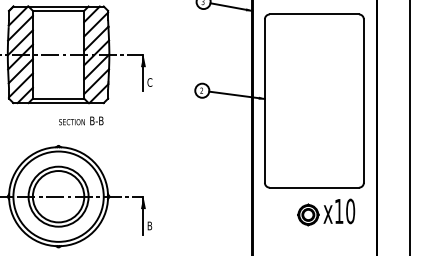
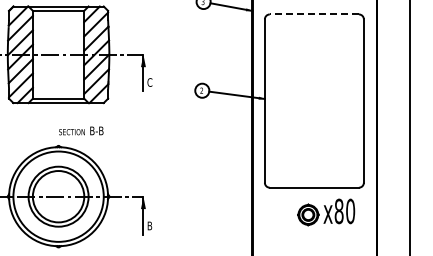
line: solid -> dashed (314, 14)
text position: (81, 120) -> (81, 130) (81, 130)
text: x10 -> x80 (338, 211)
